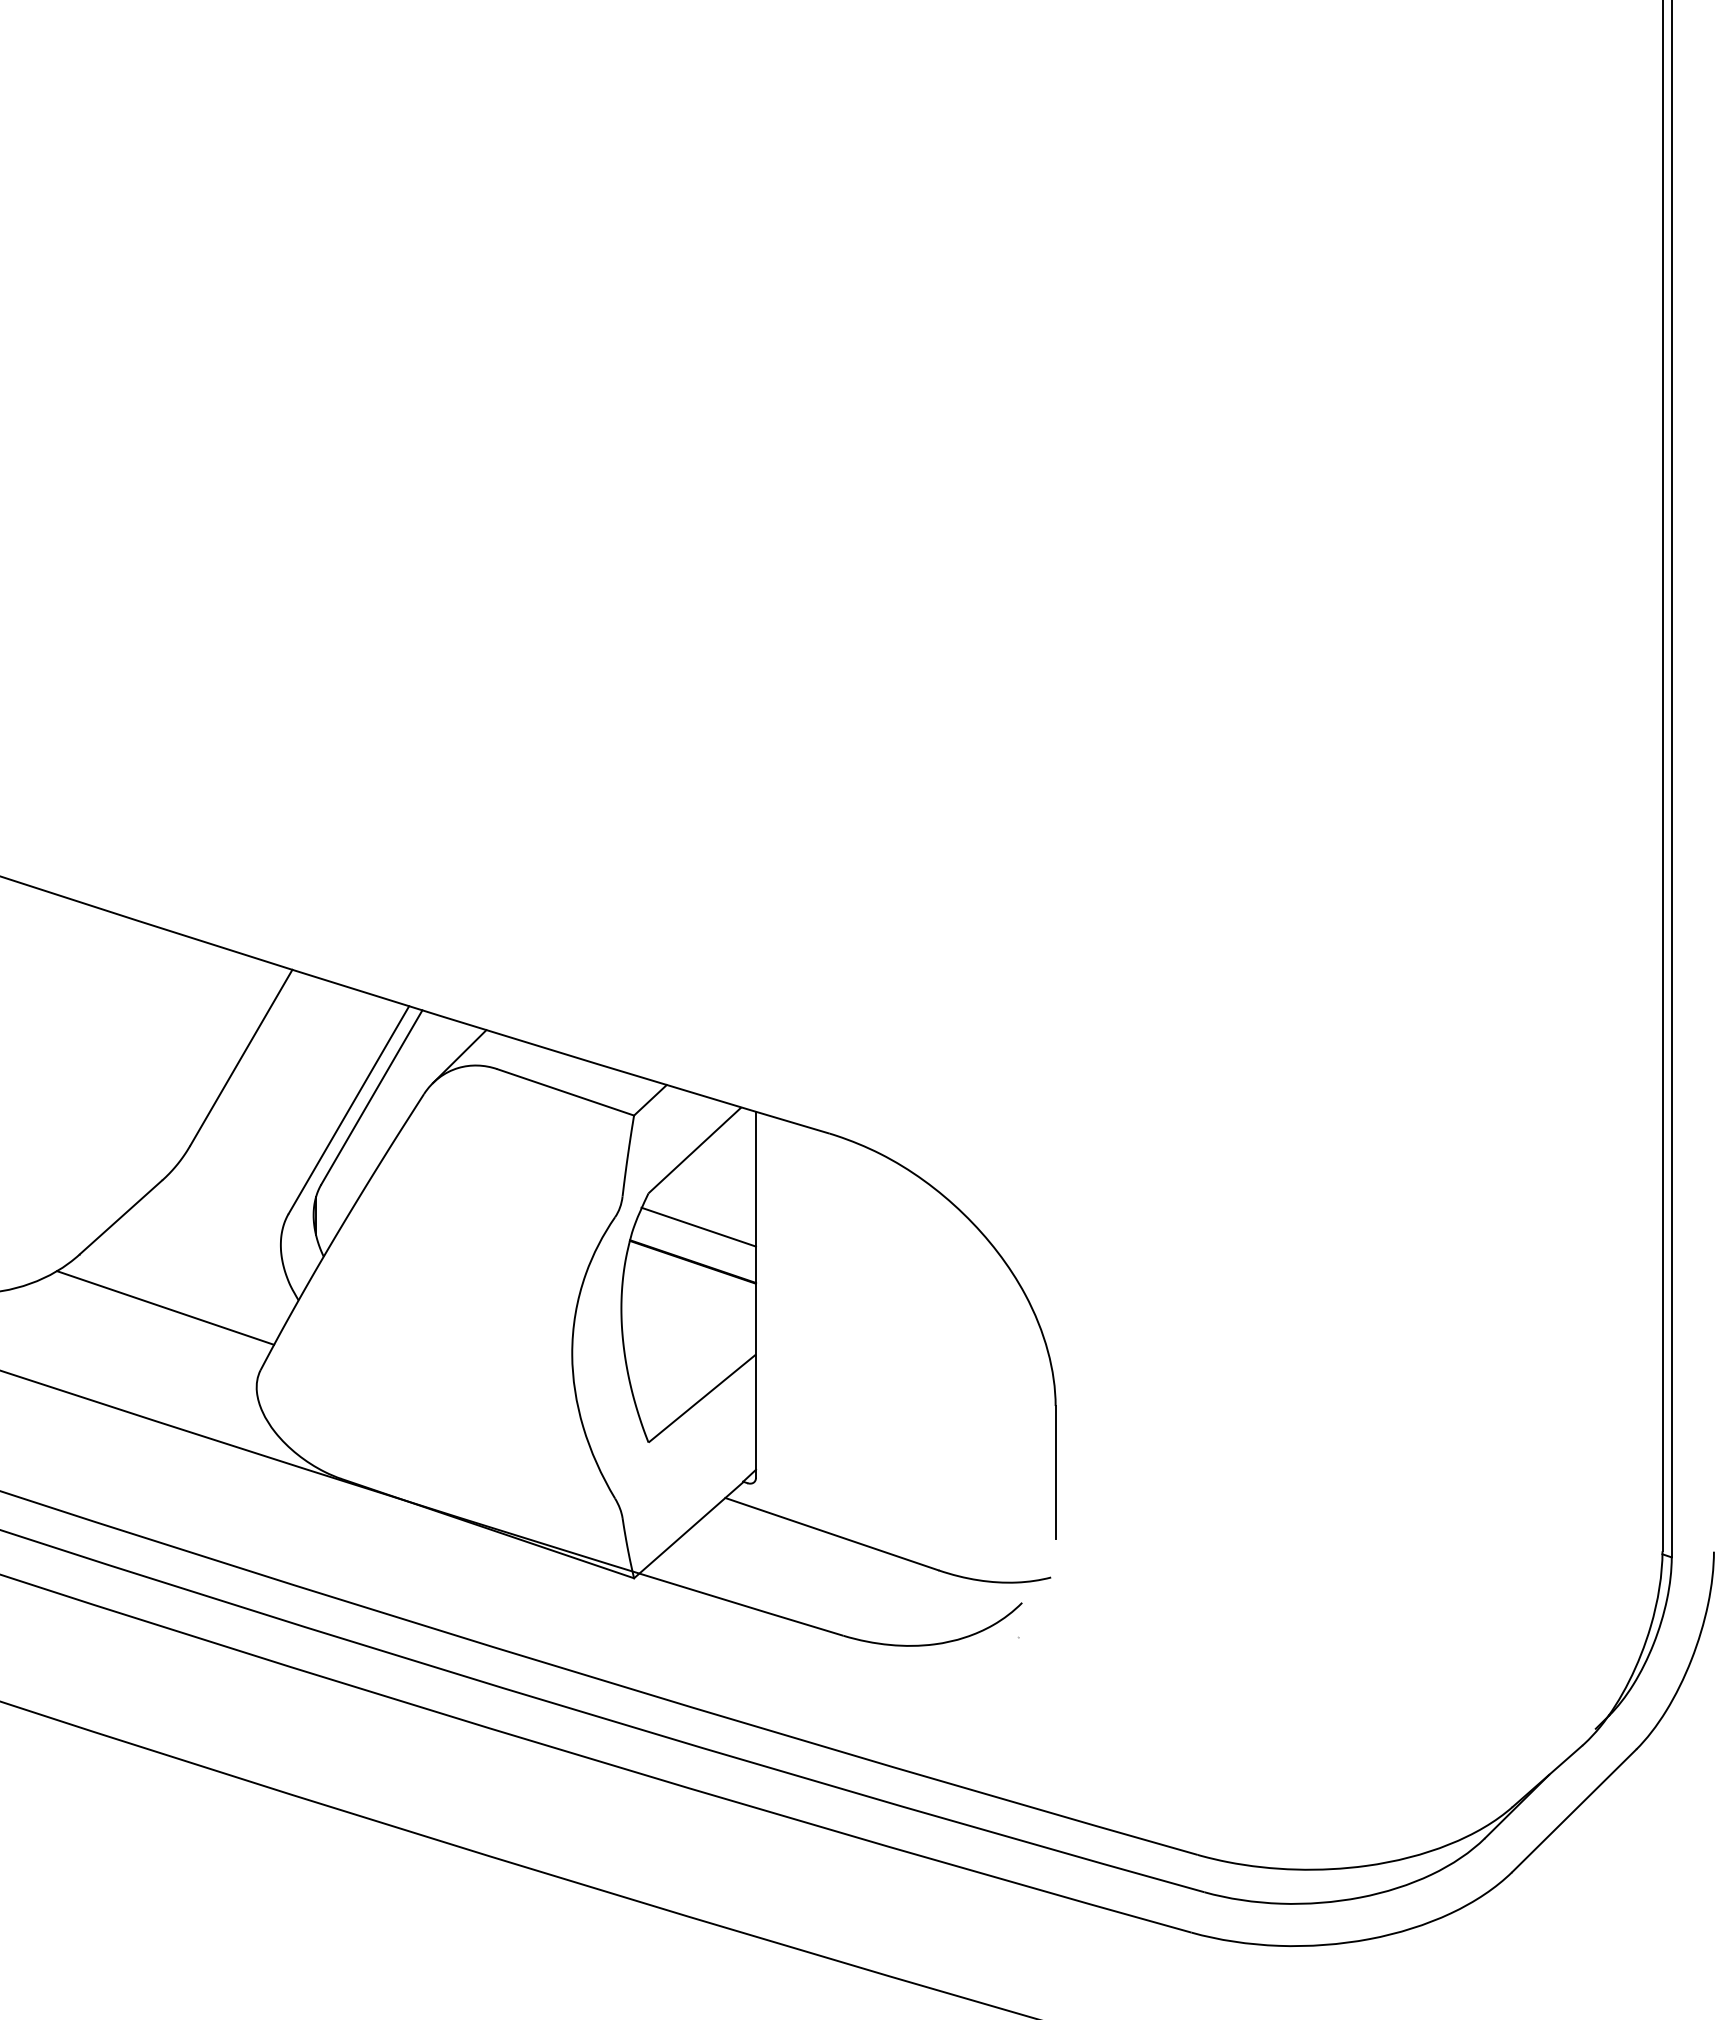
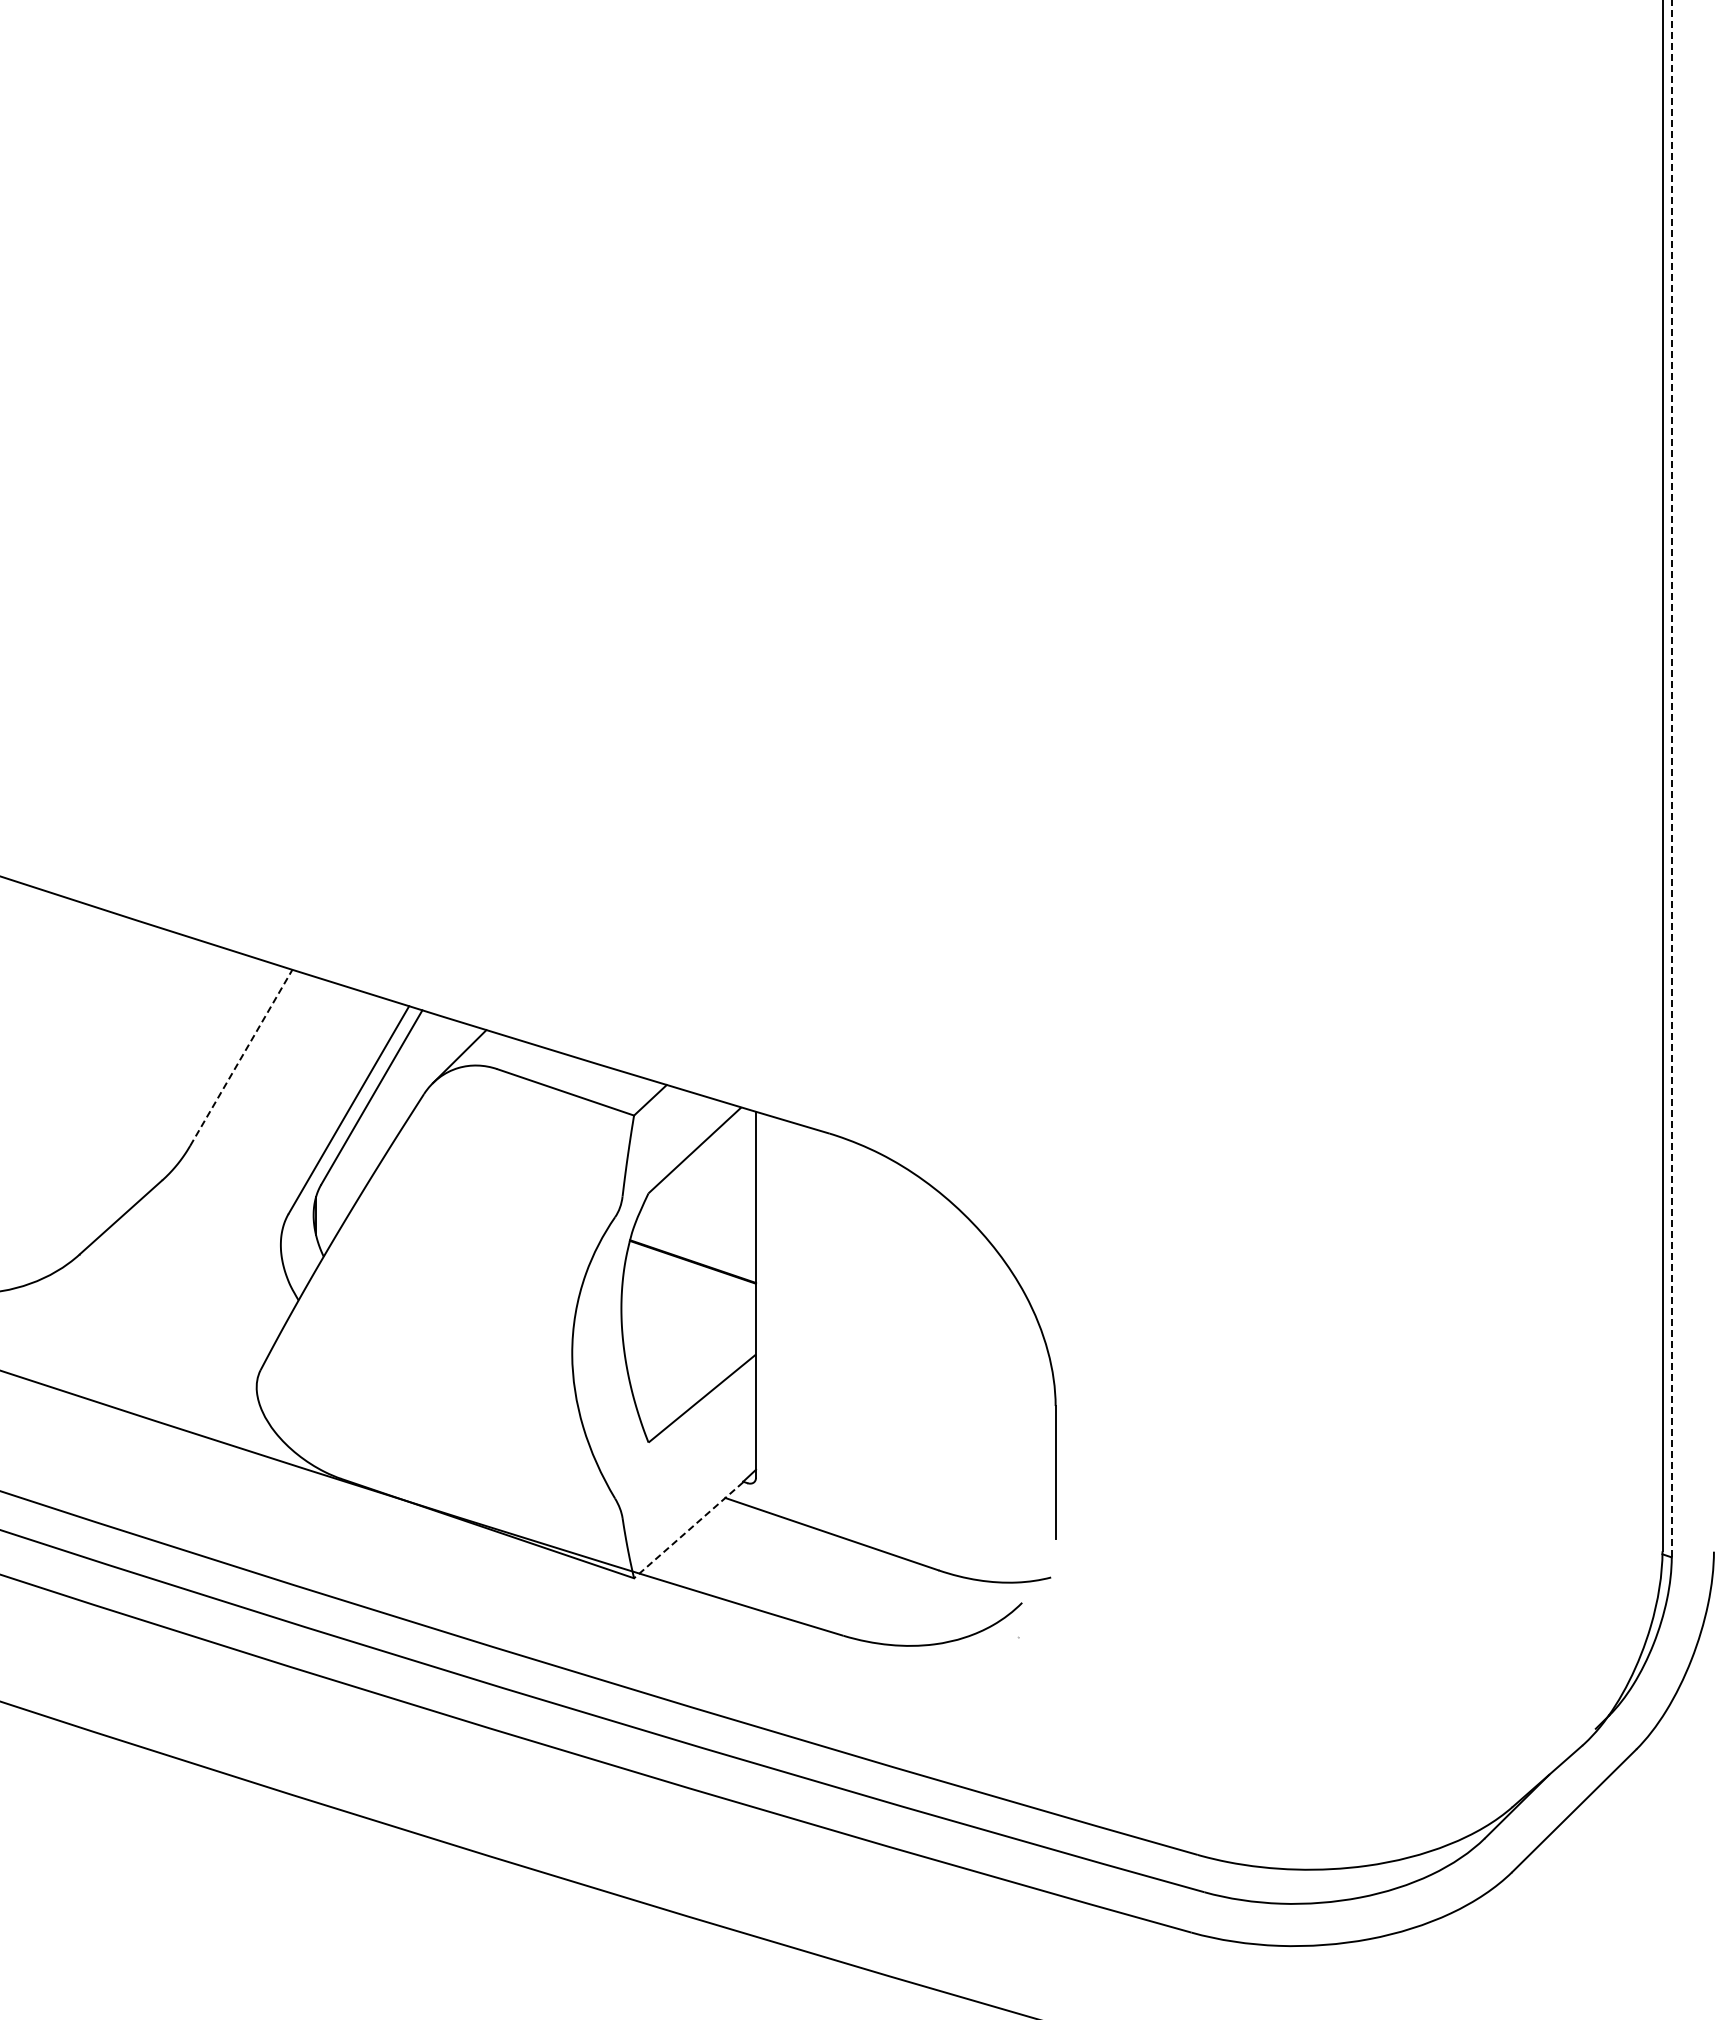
line: solid -> dashed (1671, 778)
line: solid -> dashed (241, 1057)
line: present -> none (698, 1226)
line: present -> none (165, 1307)
line: solid -> dashed (688, 1530)
